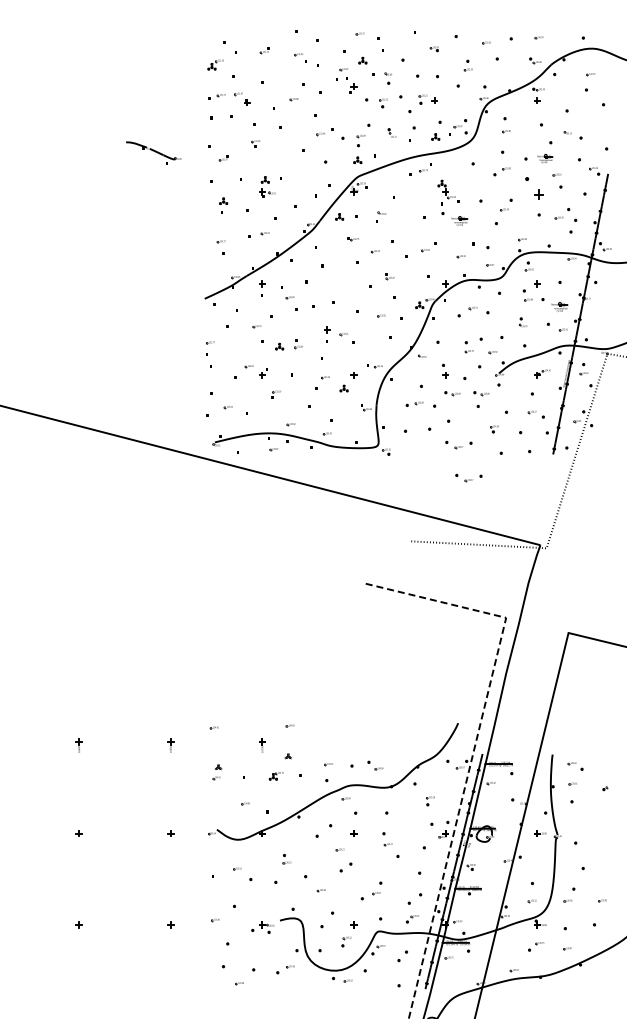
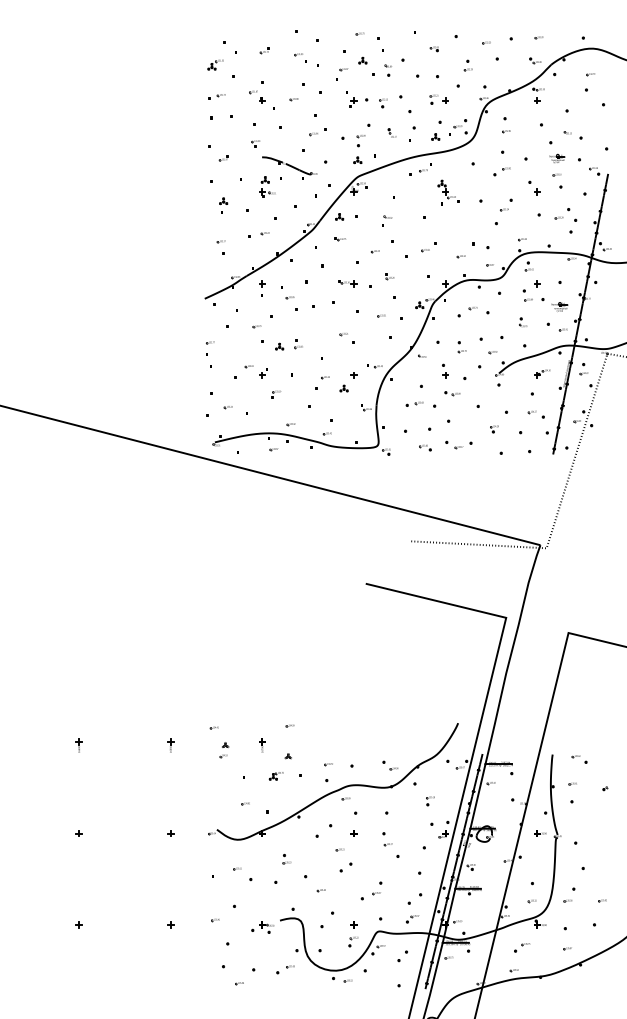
part position: (387, 78) -> (387, 70) (387, 70)
part position: (351, 85) -> (351, 99) (351, 99)
part position: (242, 98) -> (257, 96) (257, 96)
part position: (427, 99) -> (438, 99) (438, 99)
part position: (324, 132) -> (317, 132) (317, 132)
part position: (153, 152) -> (289, 167) (289, 167)
part position: (545, 158) -> (557, 158) (557, 158)
part size: 19x23 px -> 13x16 px (534, 187)
part position: (381, 216) -> (387, 220) (387, 220)
part: present -> none (454, 218)
part position: (352, 239) -> (339, 239) (339, 239)
part: none -> present (347, 283)
part: present -> none (327, 334)
part position: (468, 347) -> (461, 347) (461, 347)
part: present -> none (481, 393)
part: none -> present (425, 447)
part: present -> none (468, 477)
line: dashed -> solid (474, 747)
part position: (375, 765) -> (390, 765) (390, 765)
part position: (575, 766) -> (579, 759) (579, 759)
part position: (217, 772) -> (224, 750) (224, 750)
part position: (346, 941) -> (353, 941) (353, 941)
part position: (536, 946) -> (522, 947) (522, 947)
